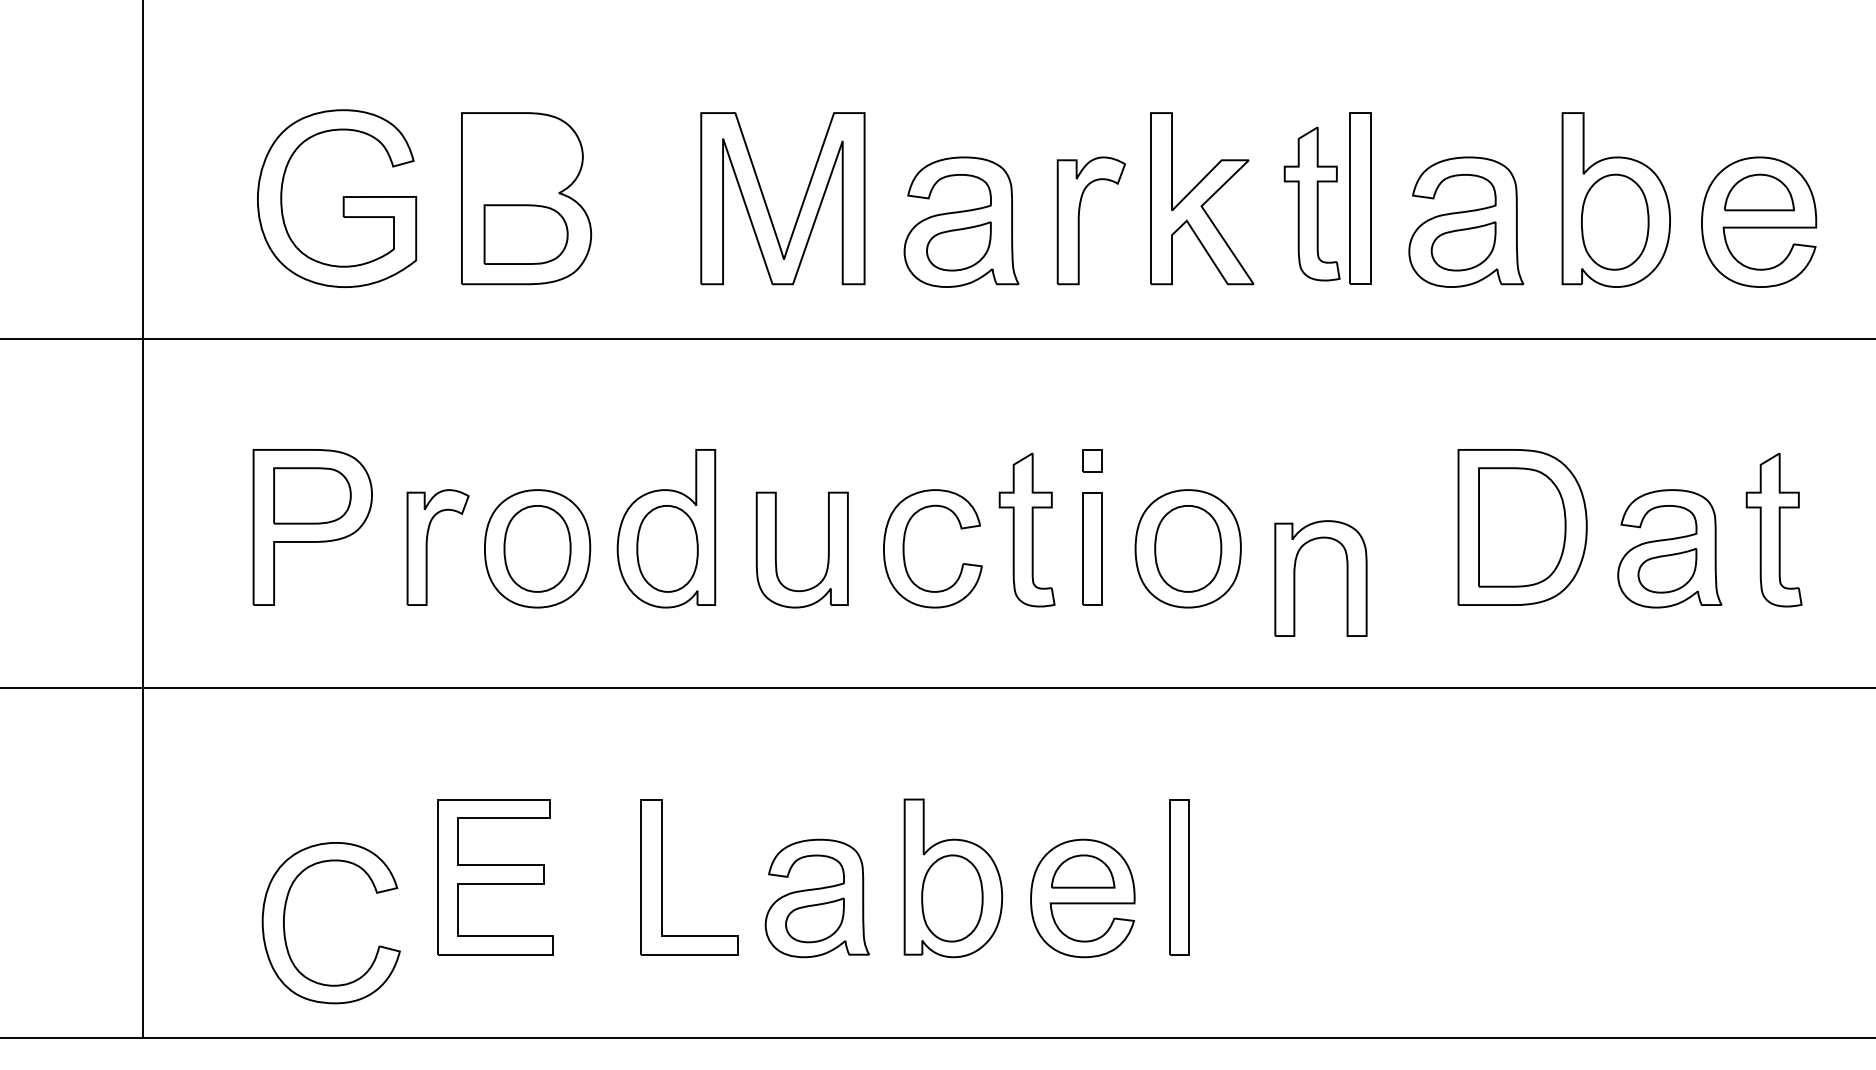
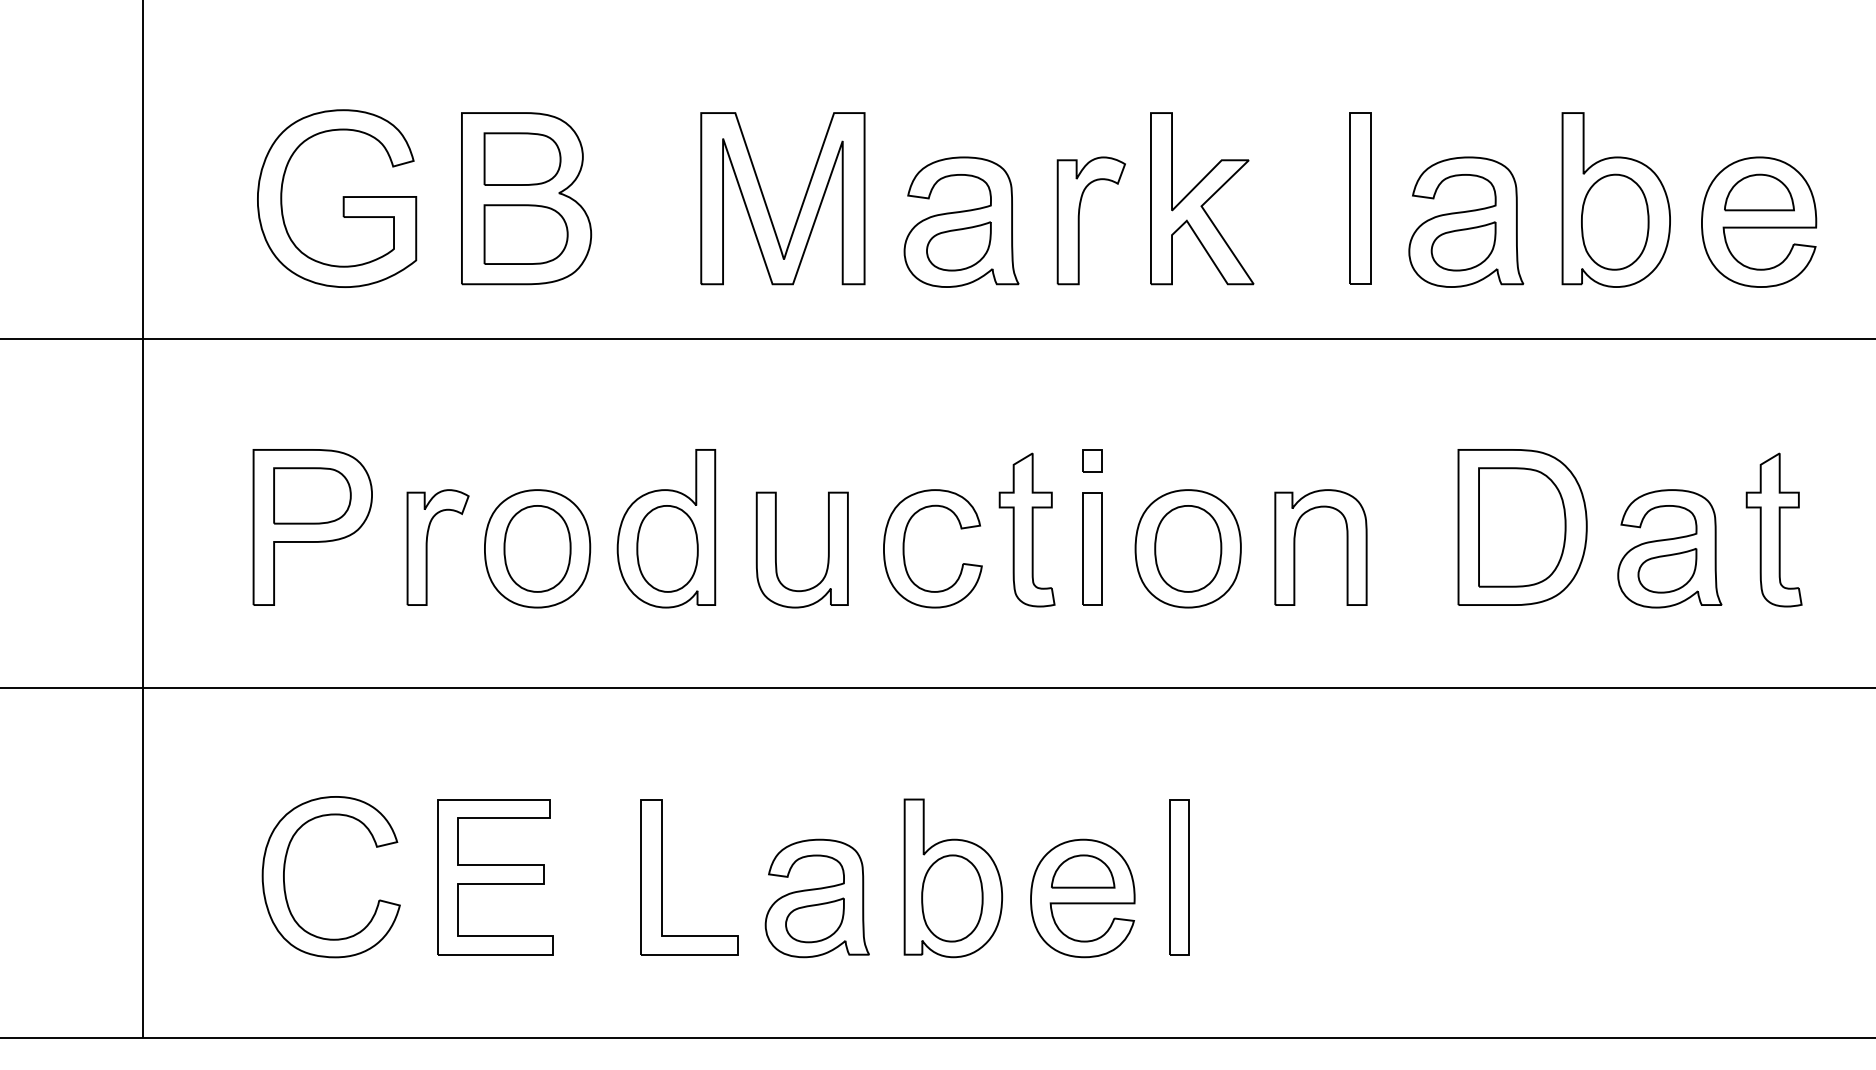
part: none -> present (522, 158)
part: present -> none (1311, 203)
part position: (1295, 578) -> (1295, 547) (1295, 547)
part position: (285, 930) -> (285, 884) (285, 884)
